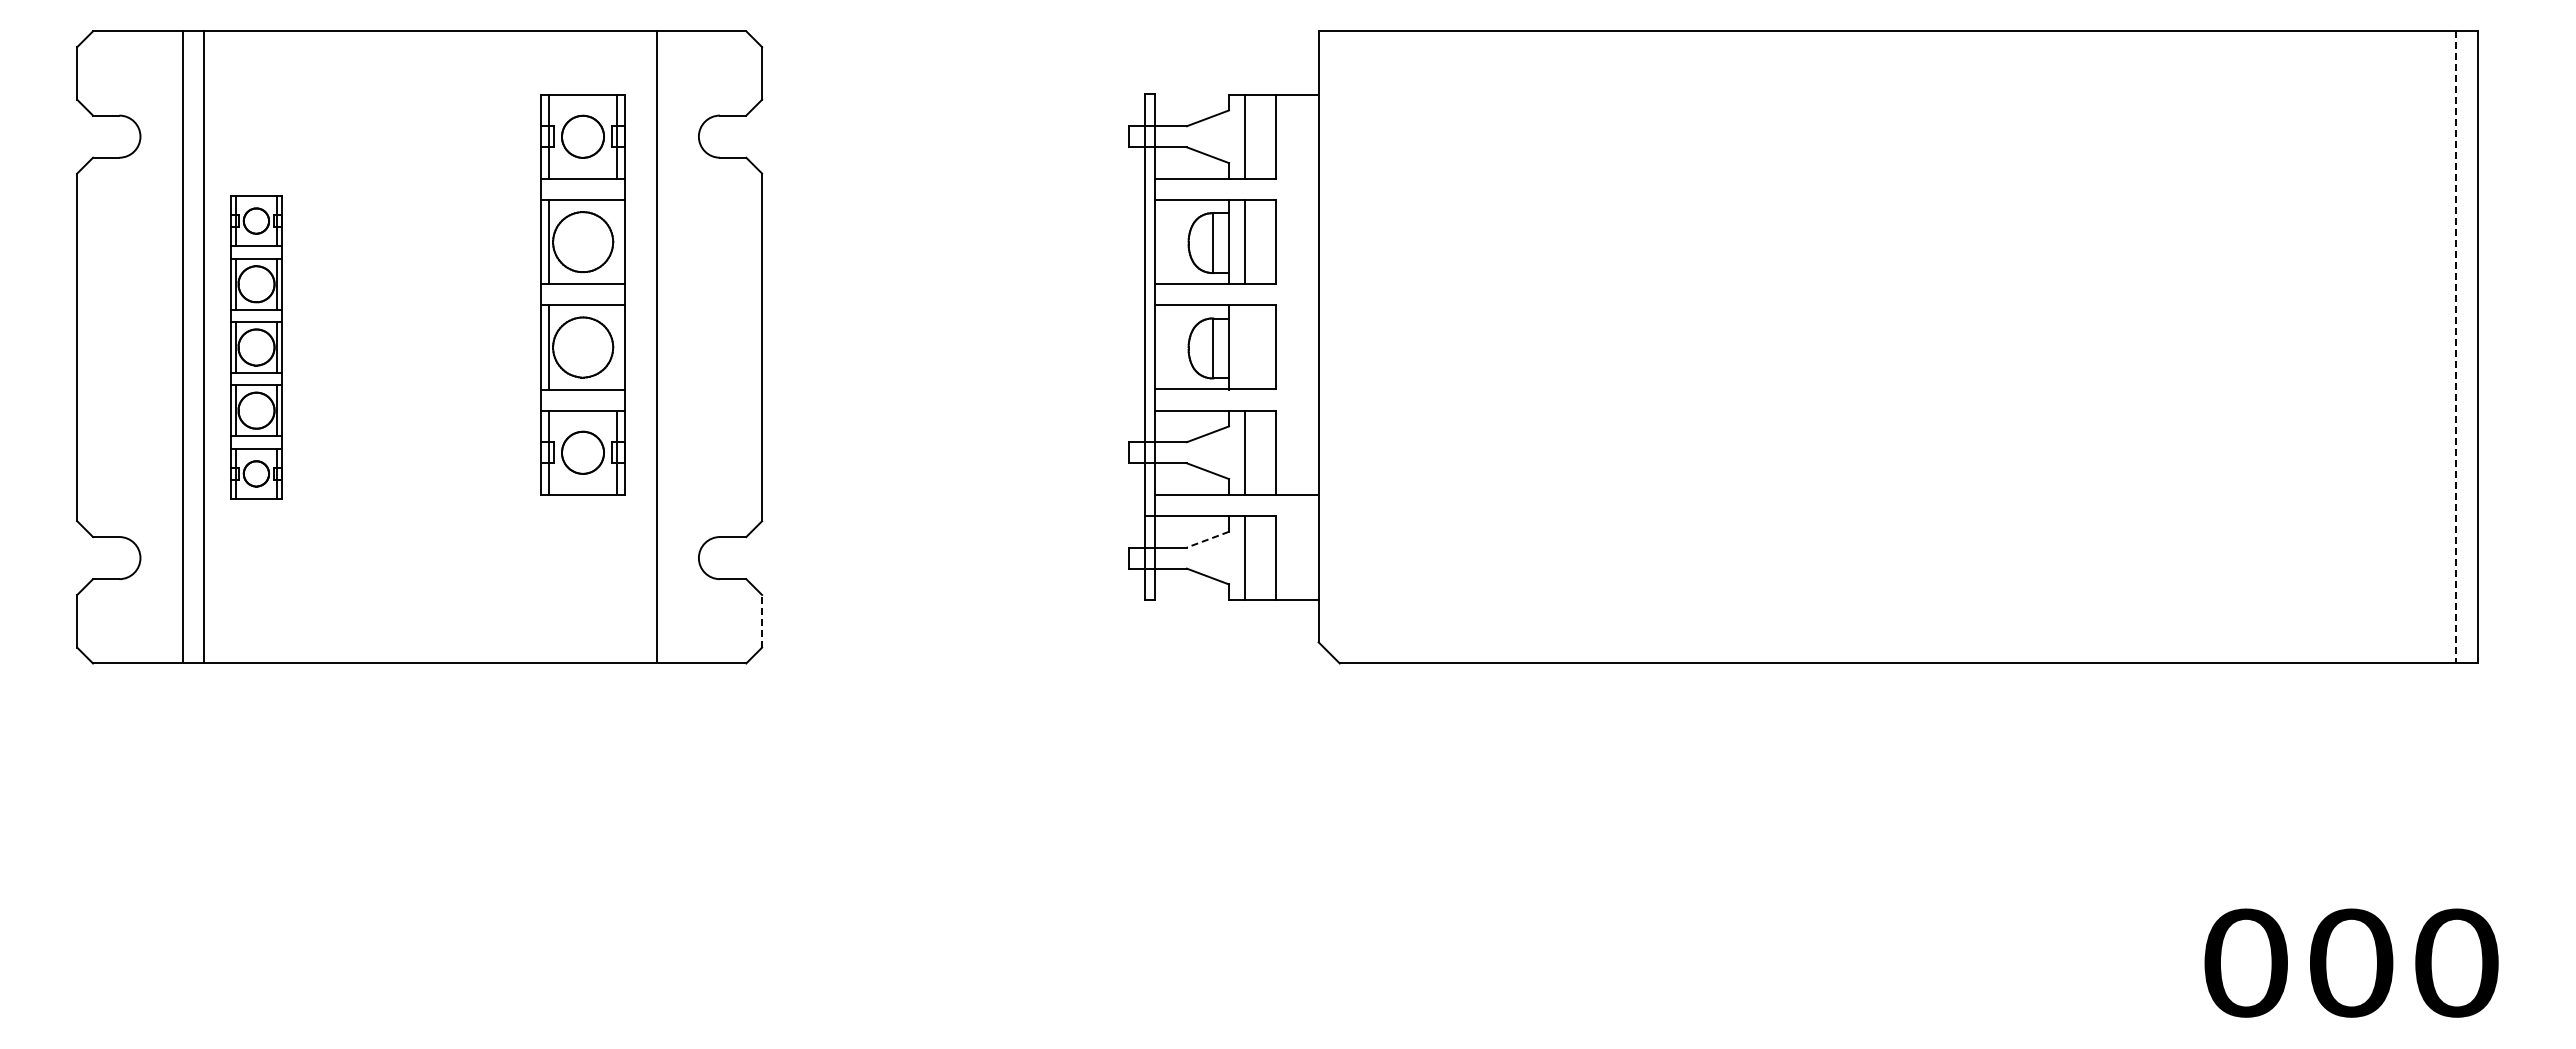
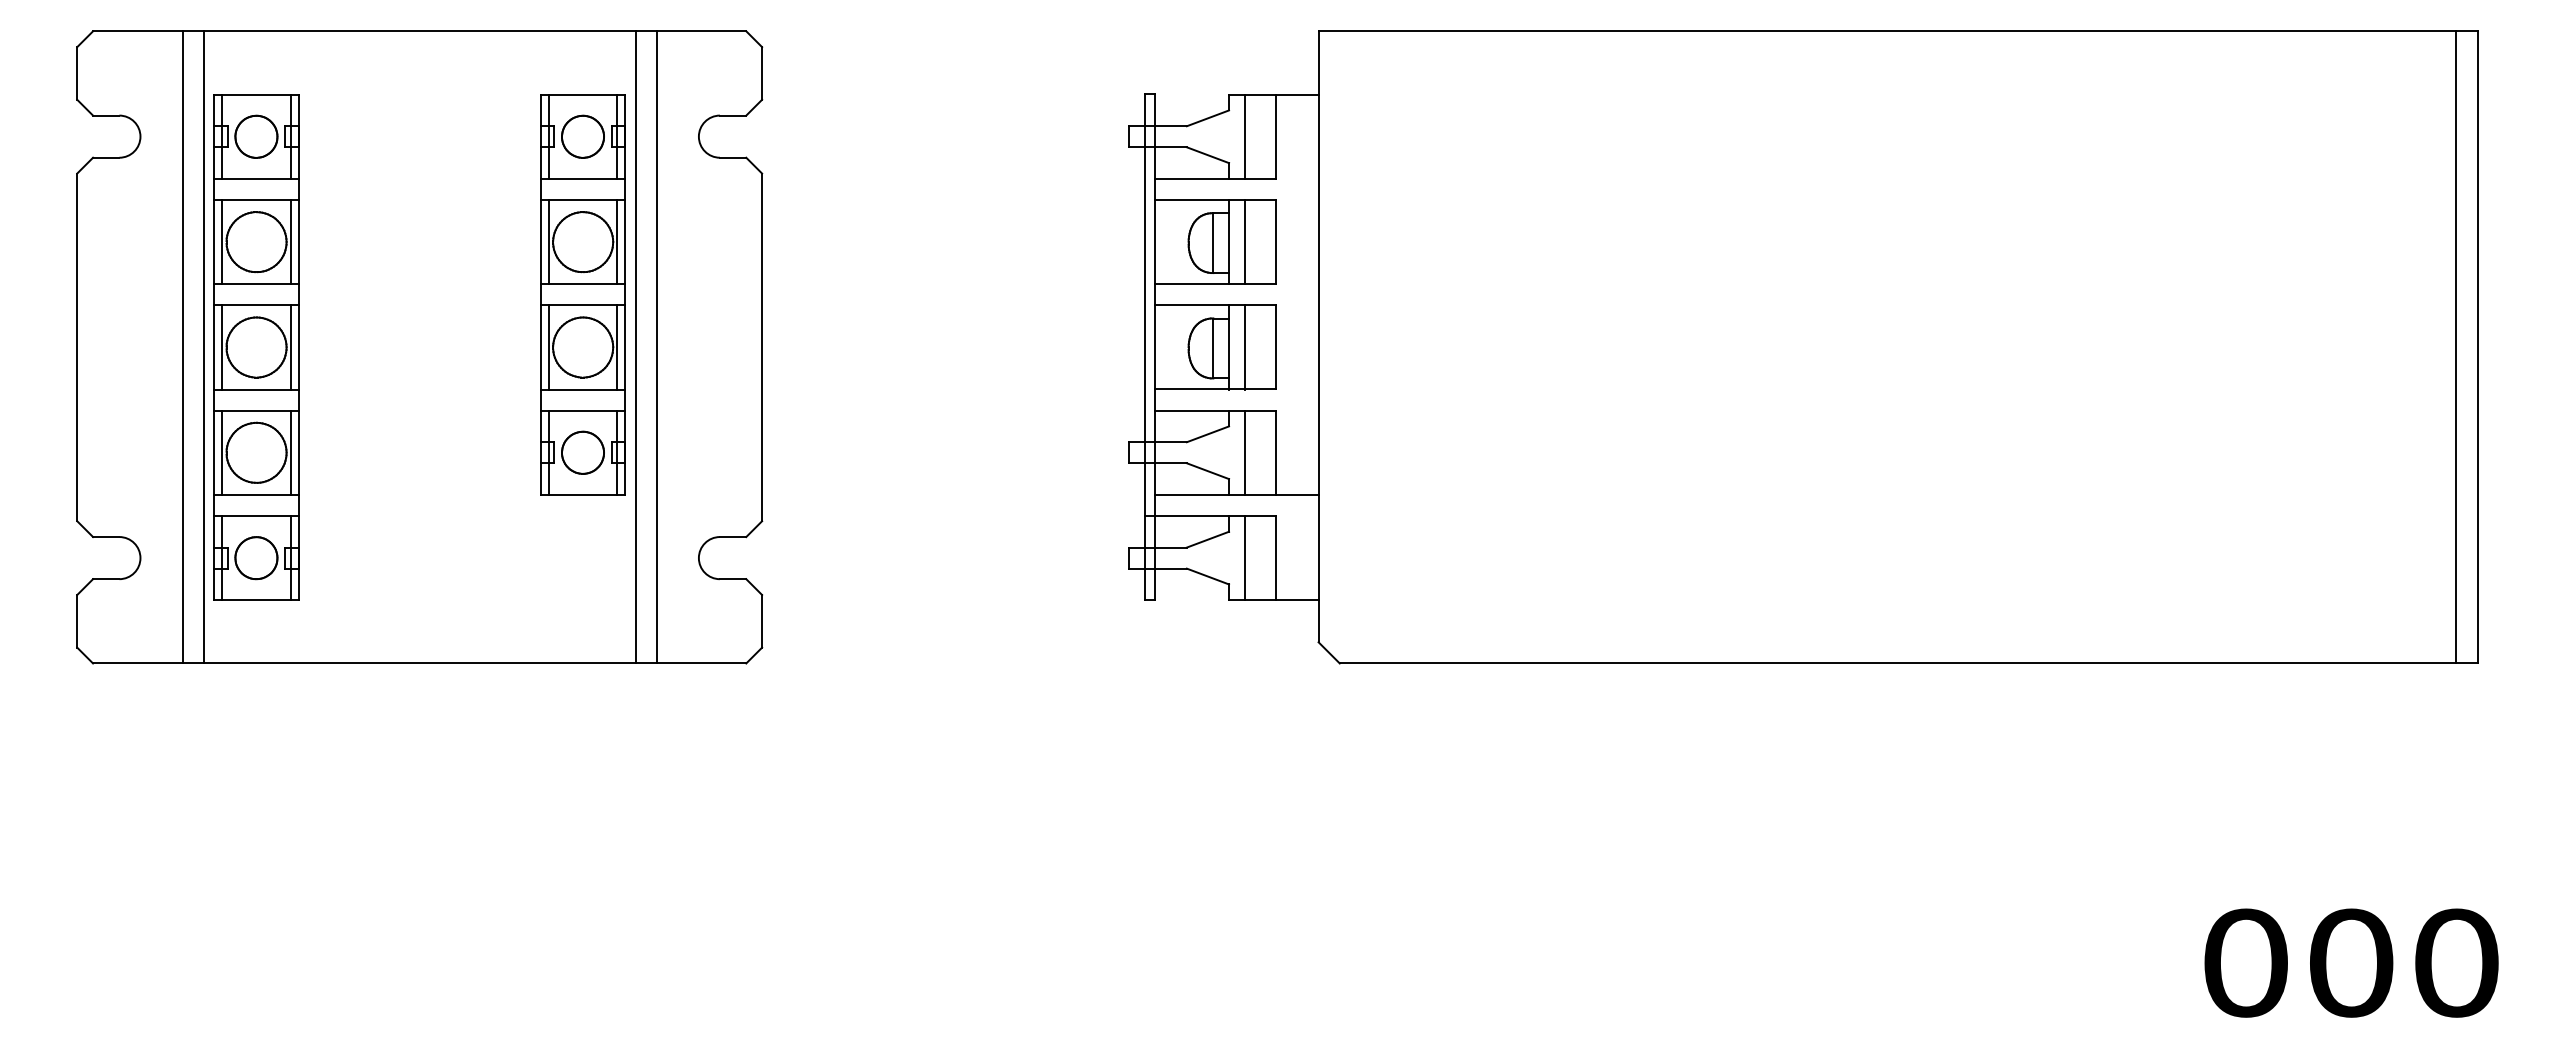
line: none -> present (617, 242)
part size: 53x305 px -> 87x507 px (256, 347)
line: none -> present (617, 347)
line: none -> present (635, 347)
line: none -> present (1244, 347)
line: dashed -> solid (2456, 347)
line: dashed -> solid (1207, 539)
line: dashed -> solid (762, 620)
